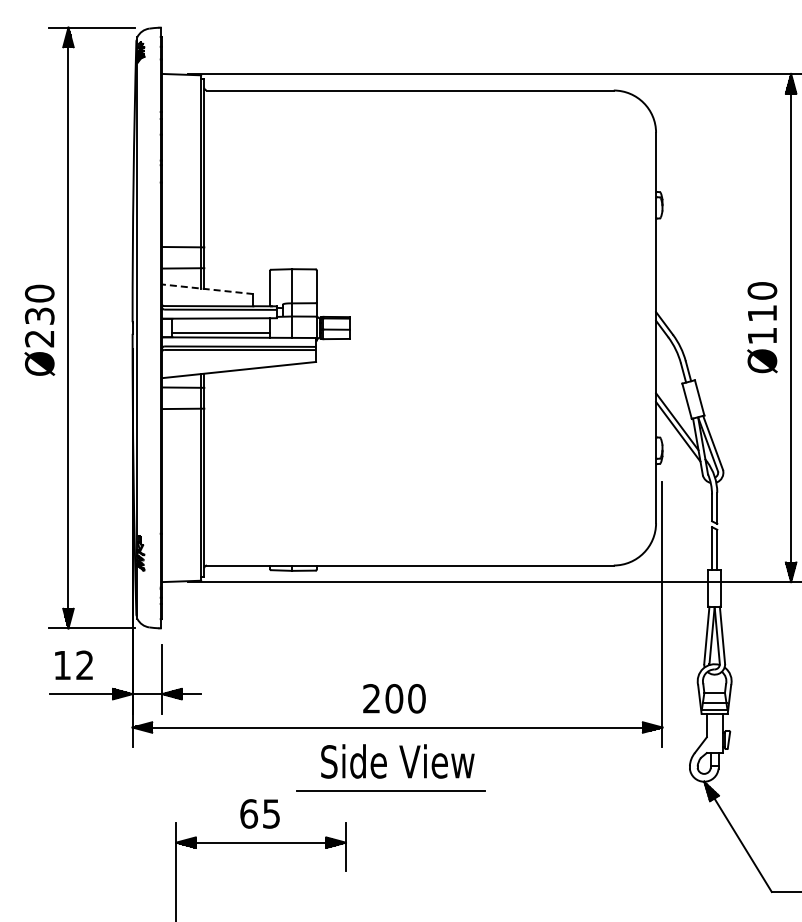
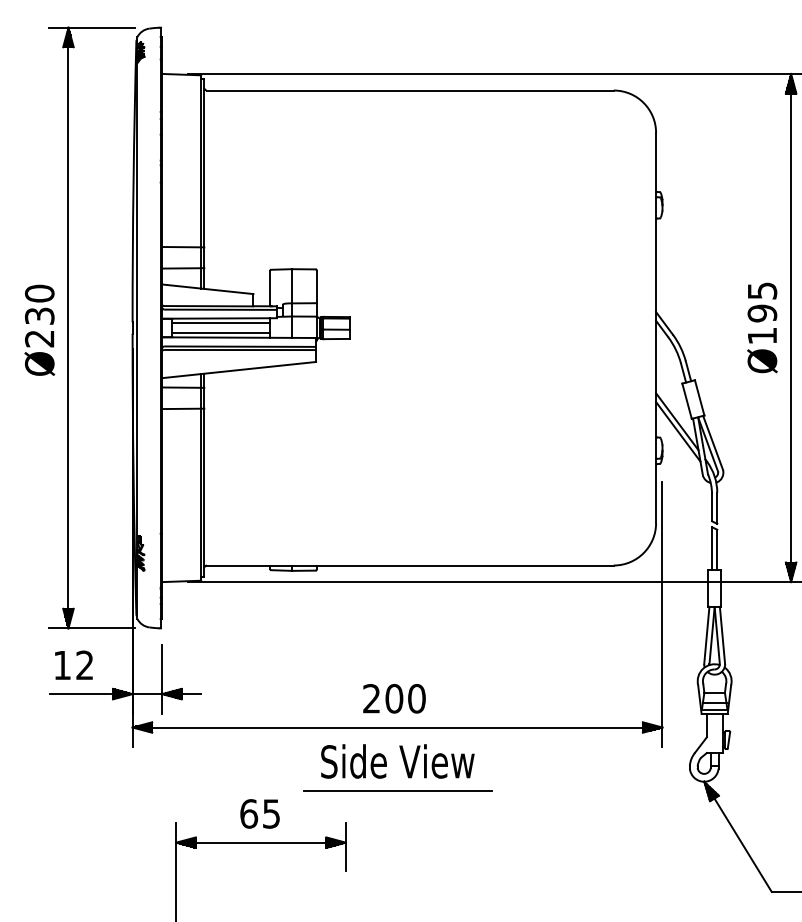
line: dashed -> solid (207, 289)
text: Ø110 -> Ø195 (762, 302)
line: none -> present (220, 322)
line position: (390, 790) -> (397, 790) (397, 790)
